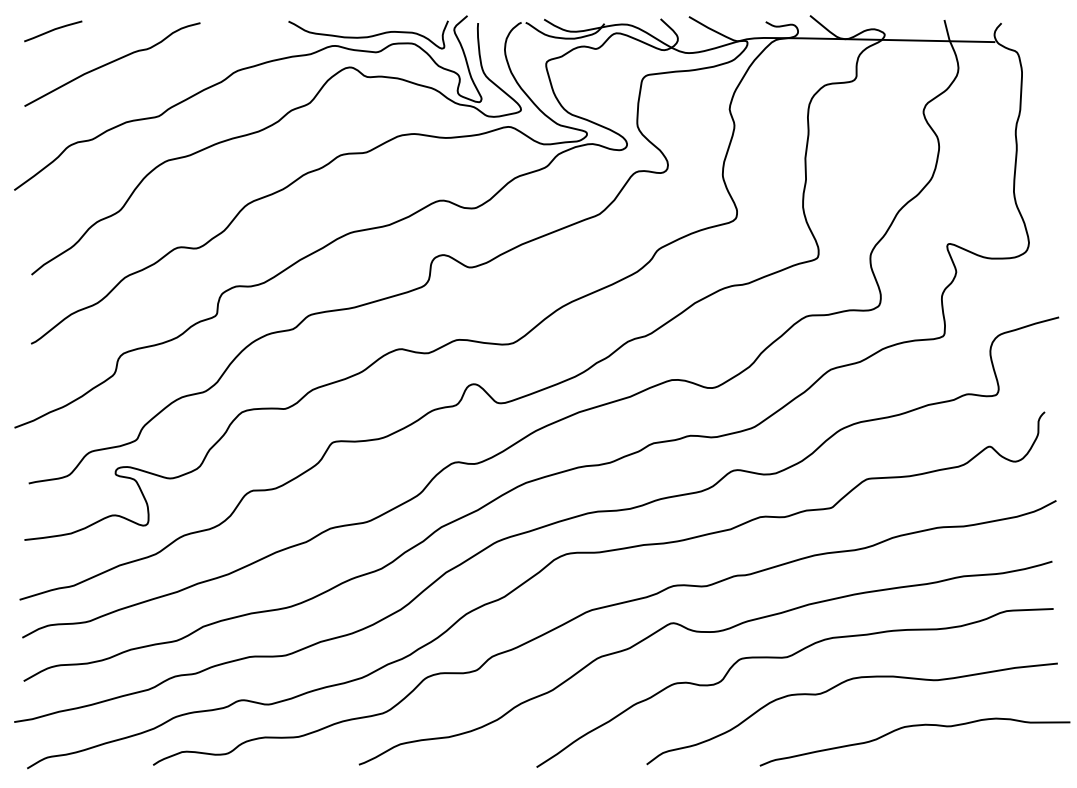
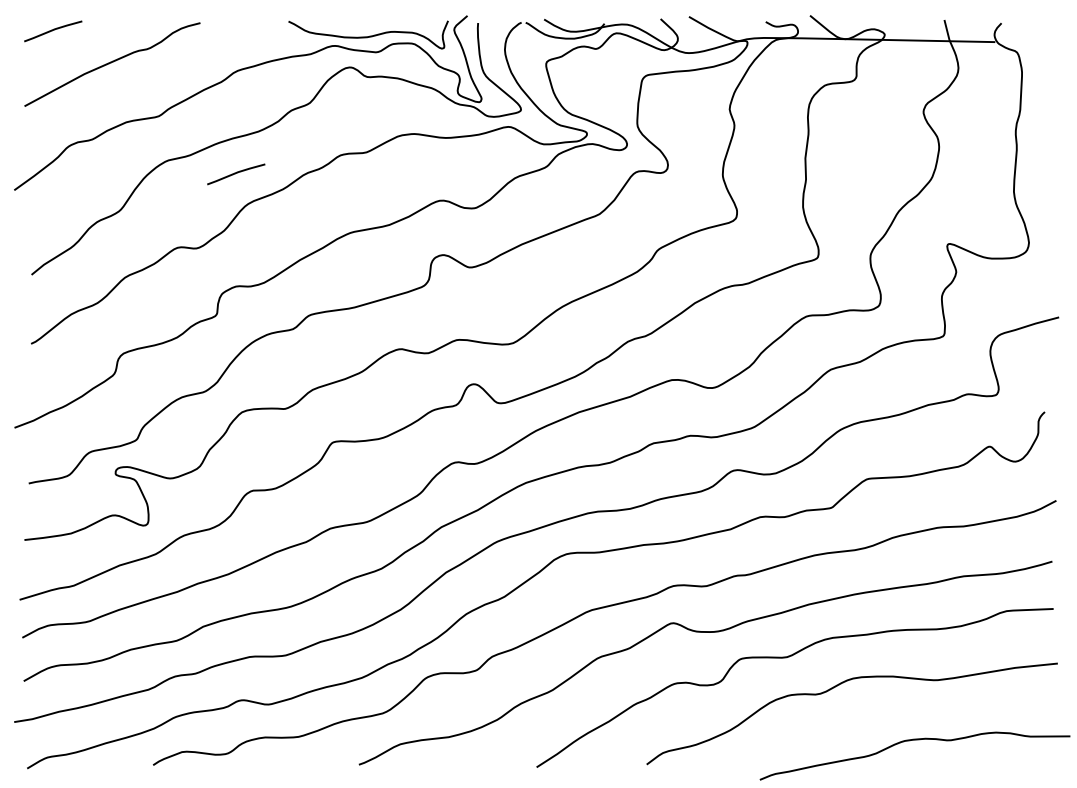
line: none -> present (236, 173)
curve position: (909, 727) -> (909, 741) (909, 741)
